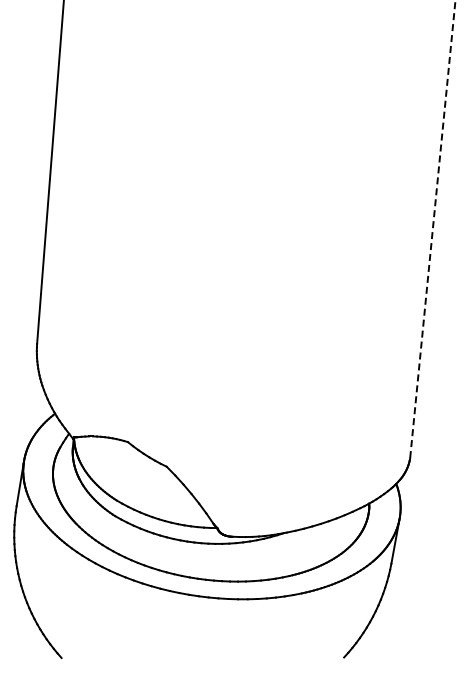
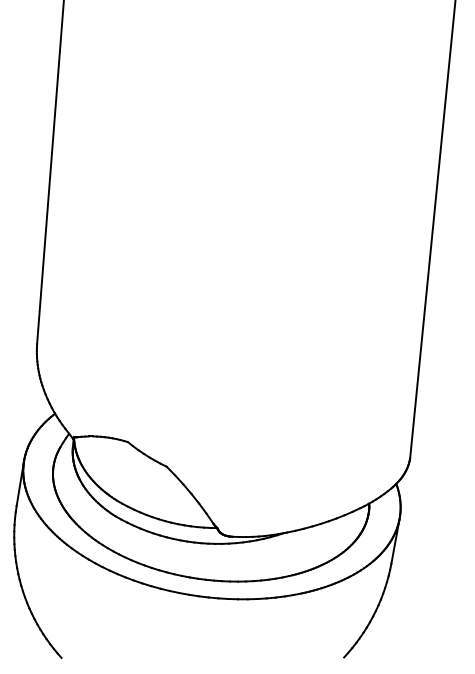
line: dashed -> solid (432, 229)
